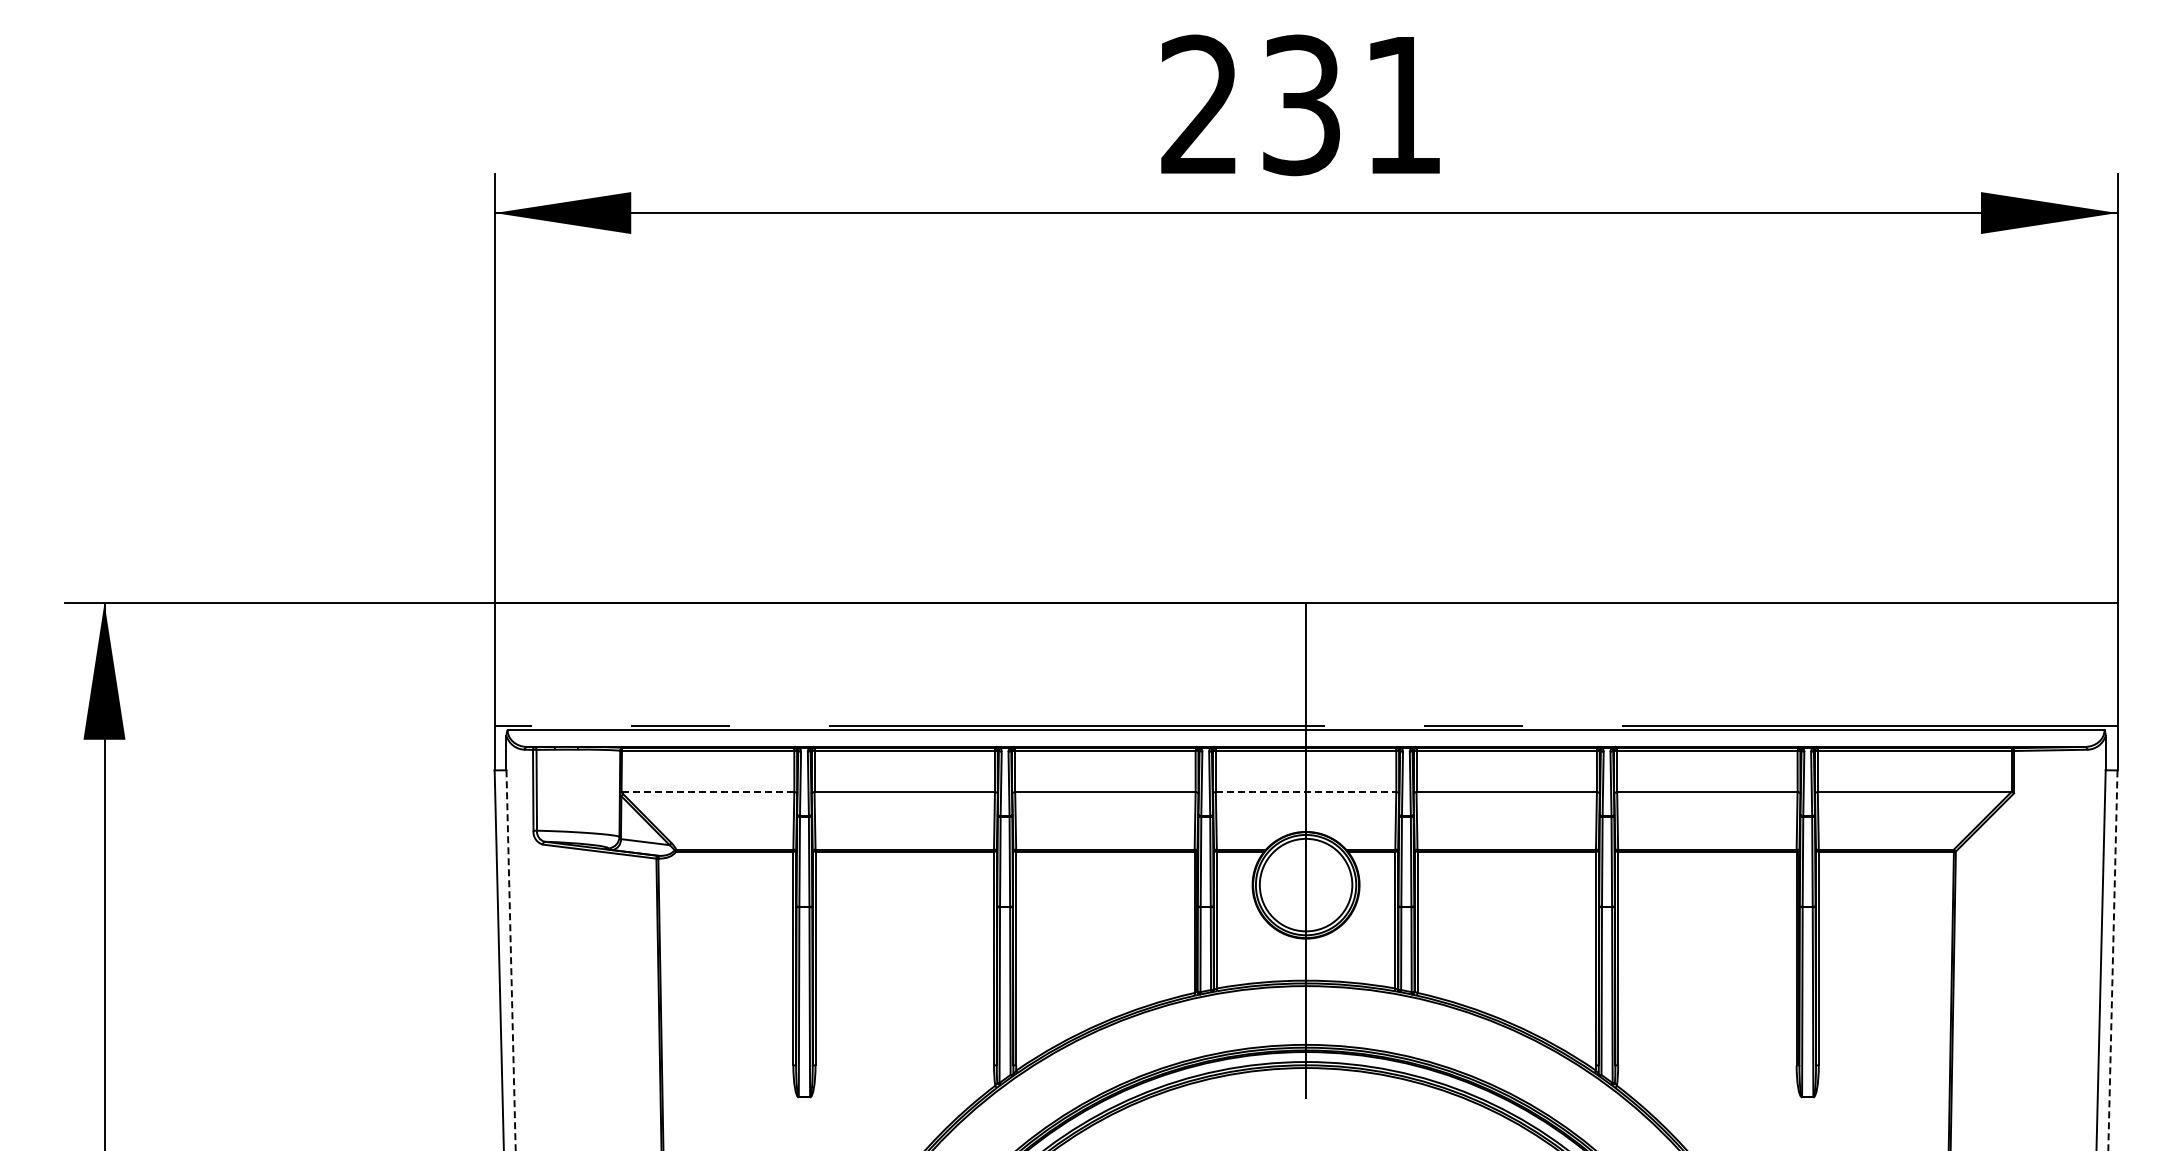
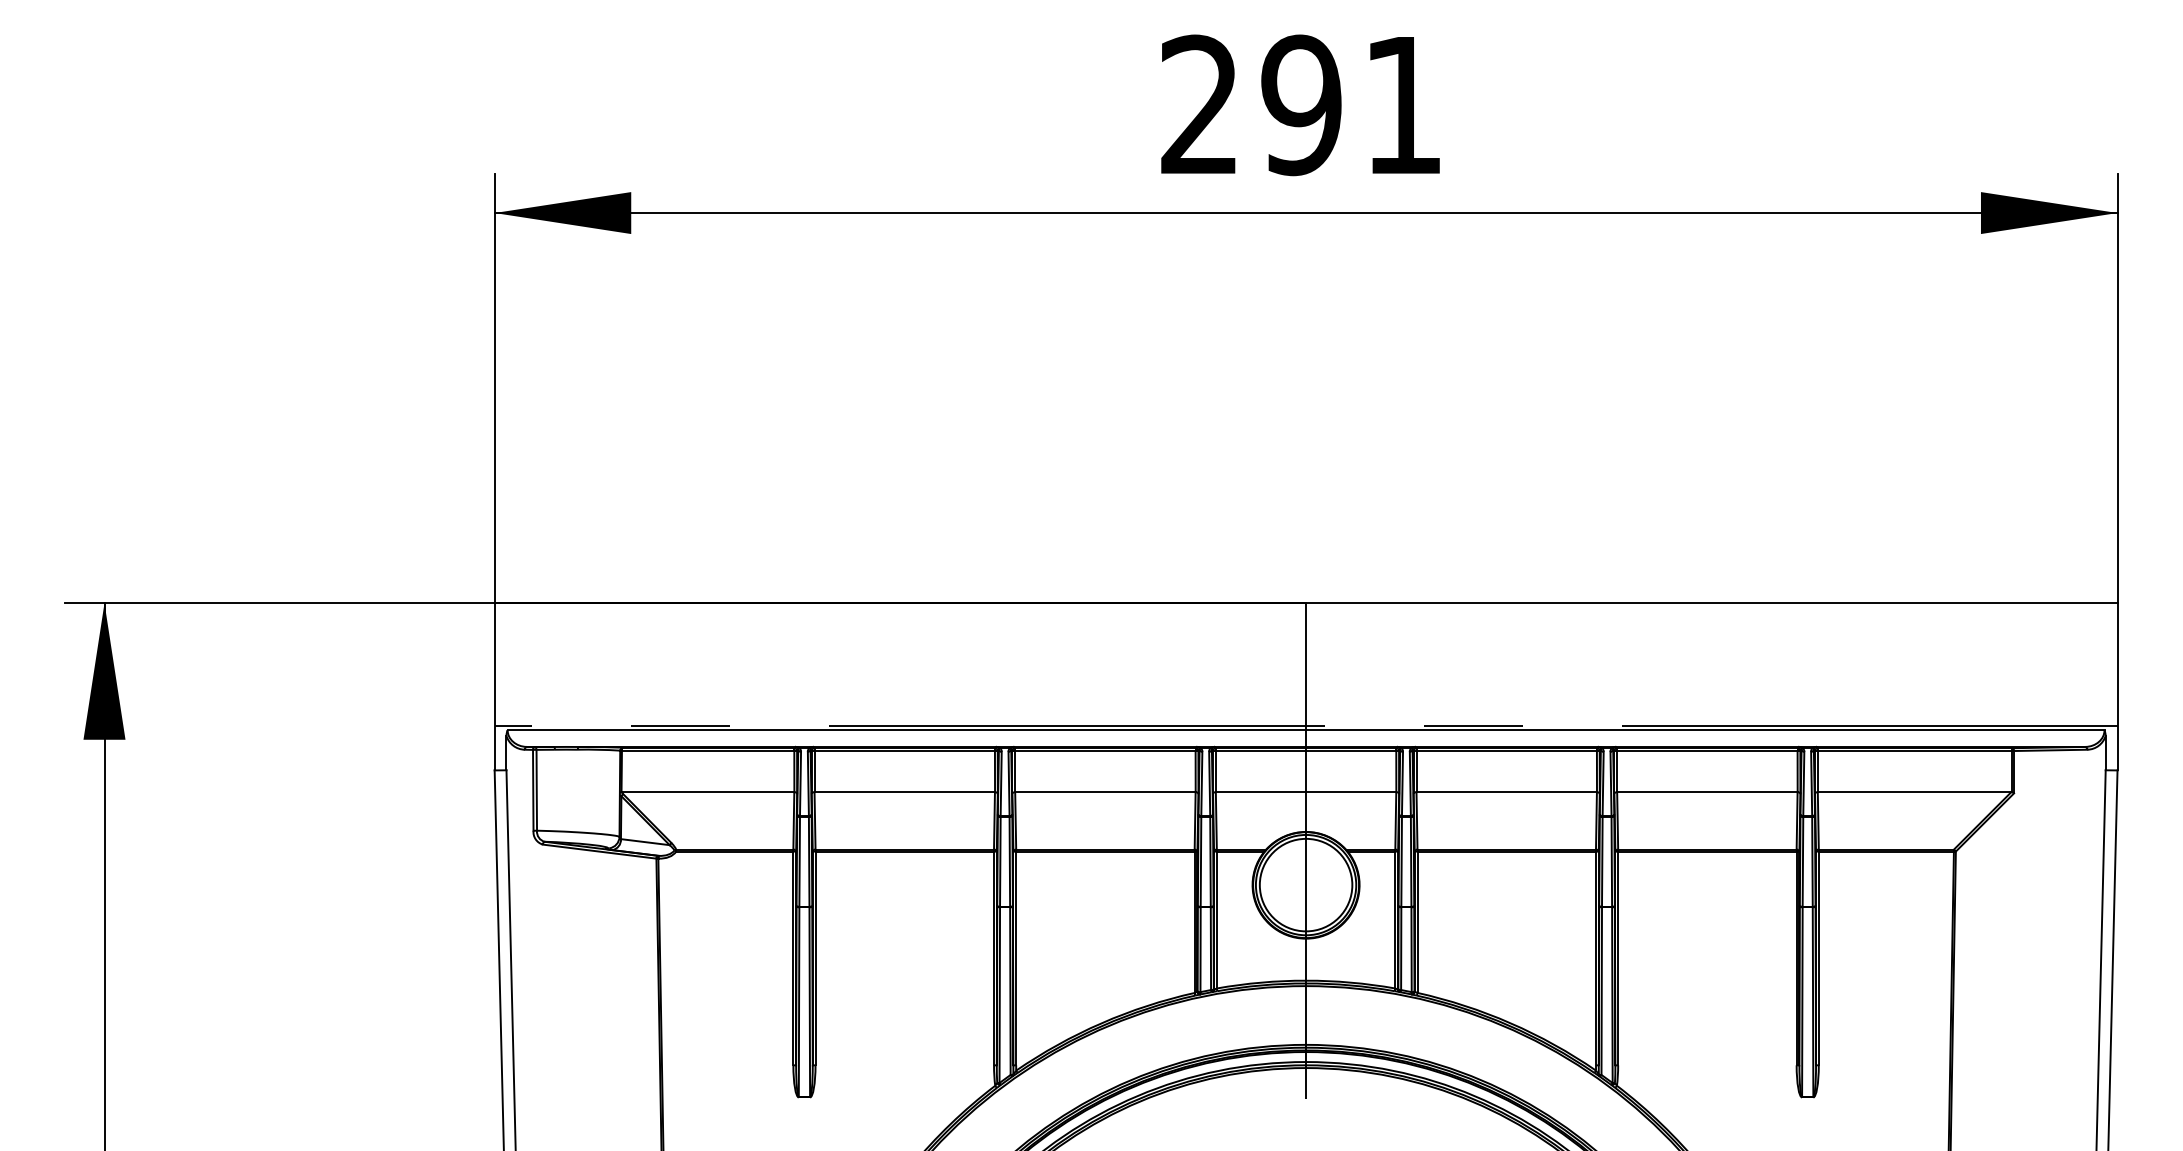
text: 231 -> 291 (1301, 105)
line: dashed -> solid (708, 792)
line: dashed -> solid (1306, 792)
line: dashed -> solid (511, 960)
line: dashed -> solid (2112, 960)
